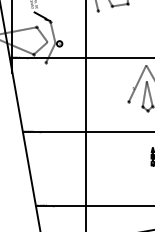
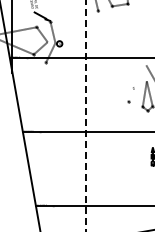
line: present -> none (137, 83)
line: solid -> dashed (86, 116)
